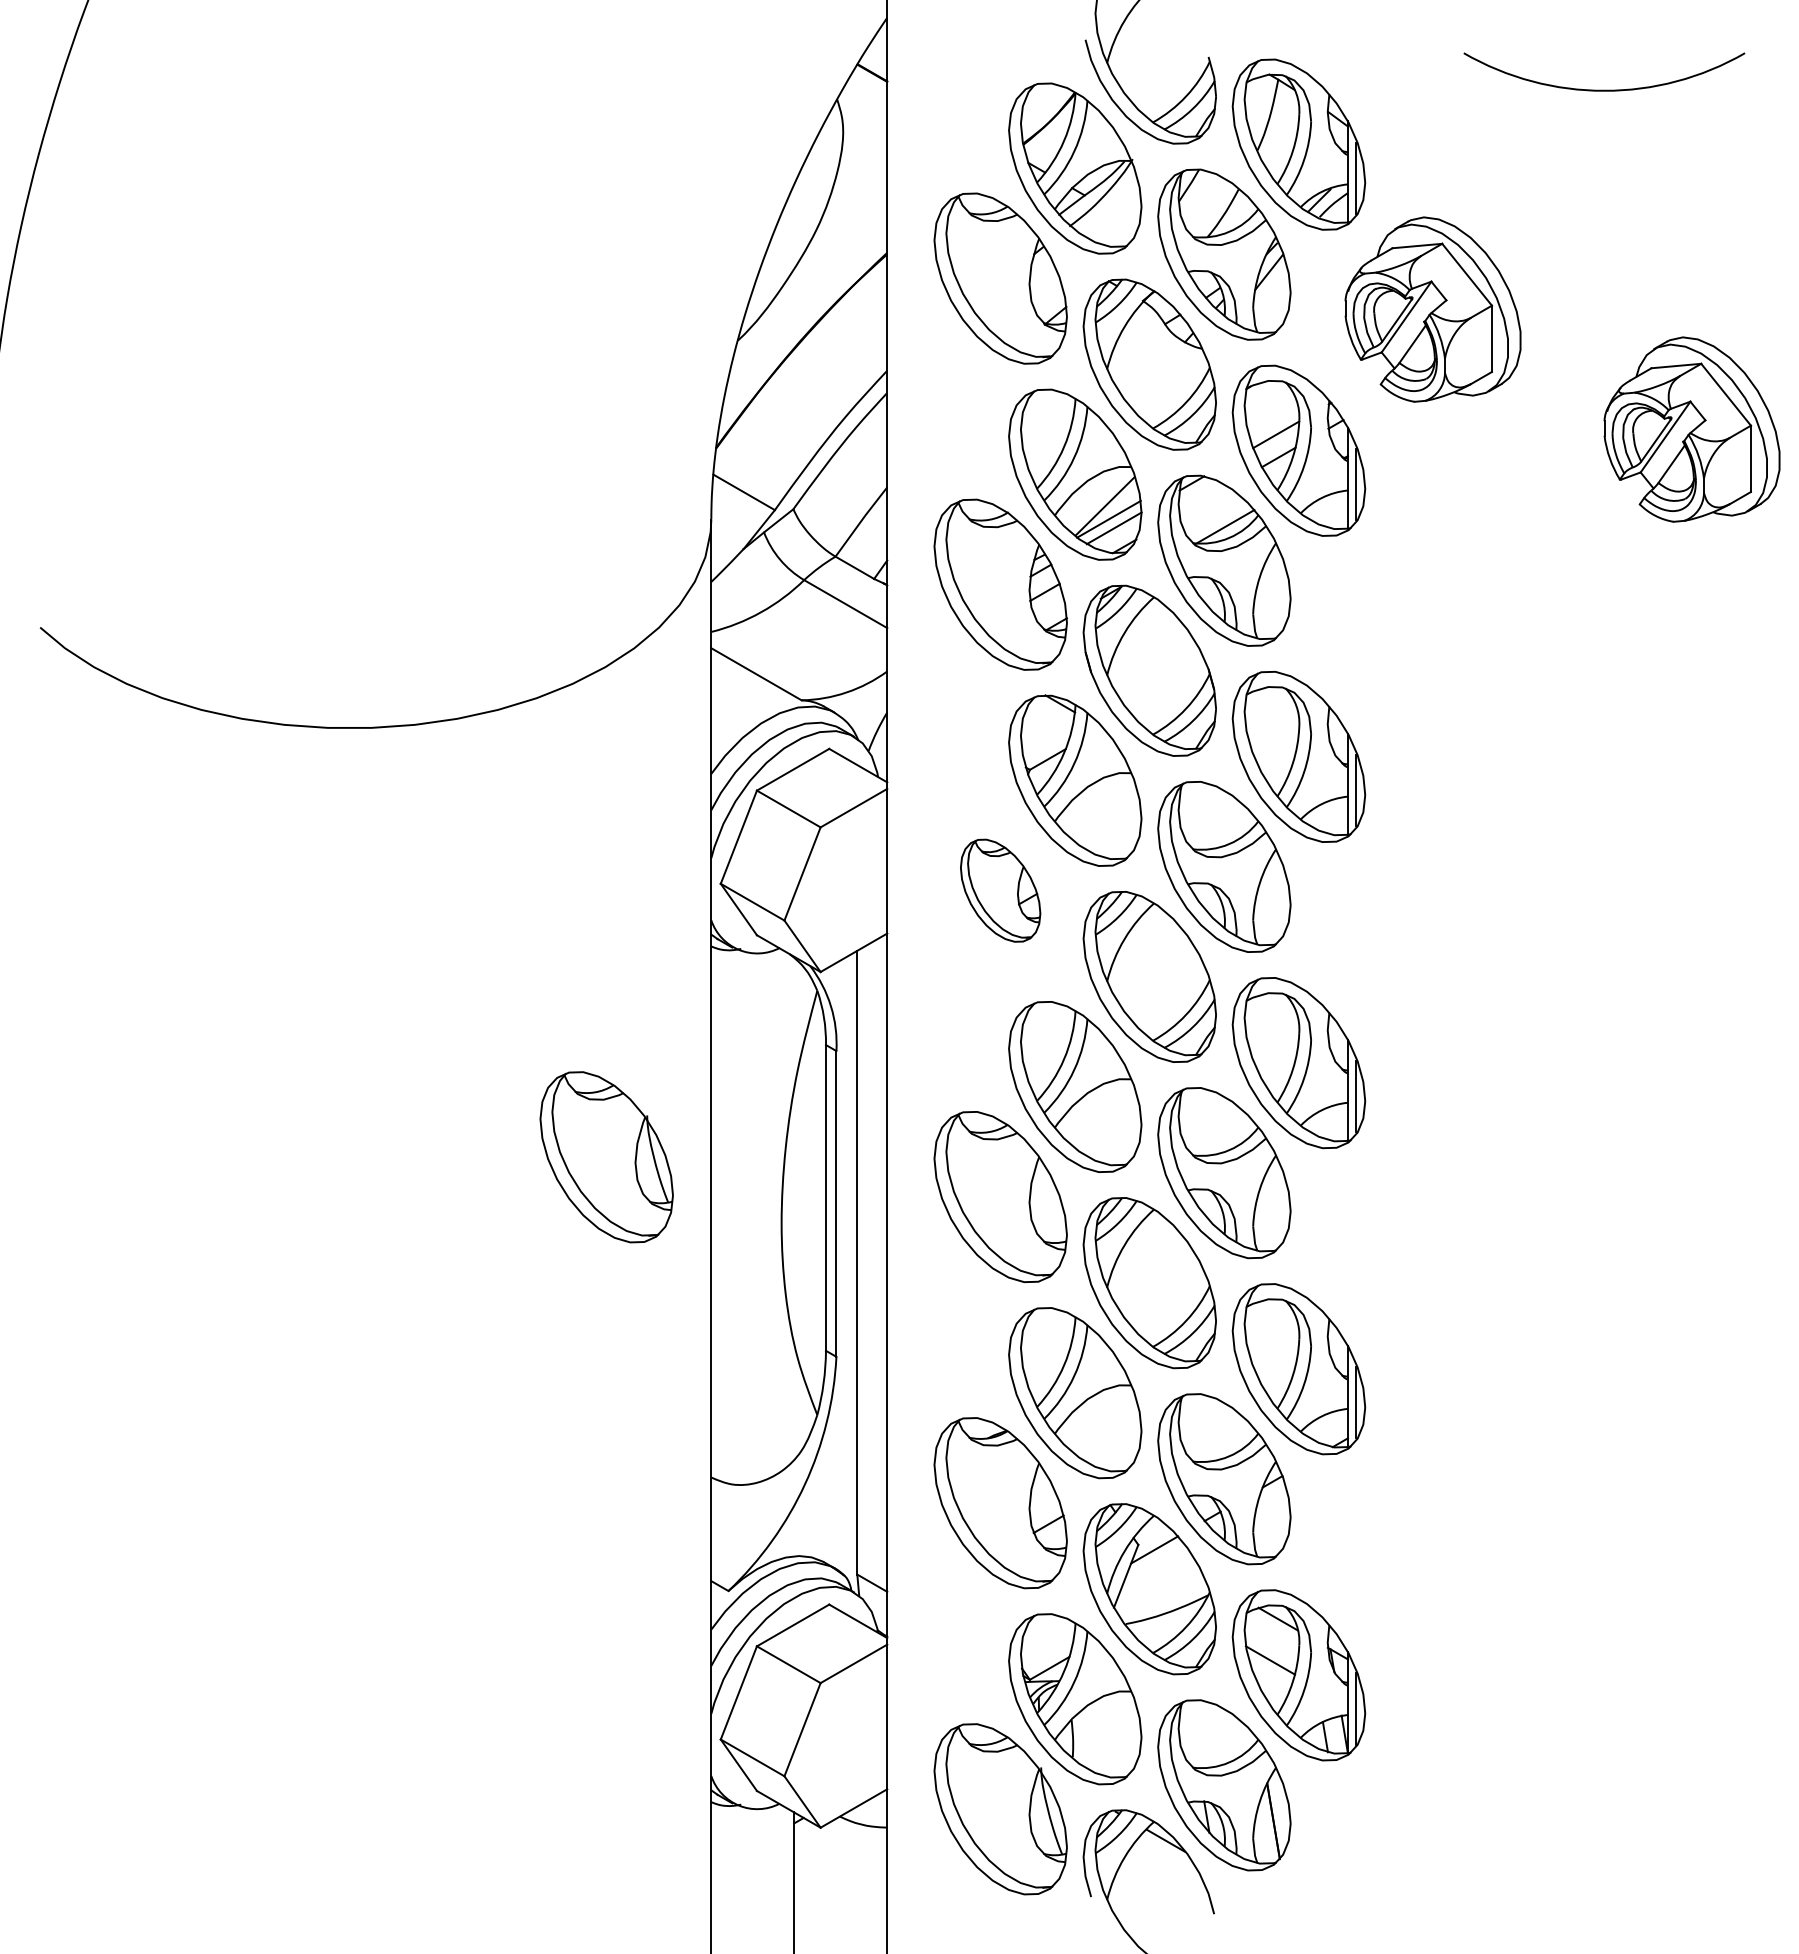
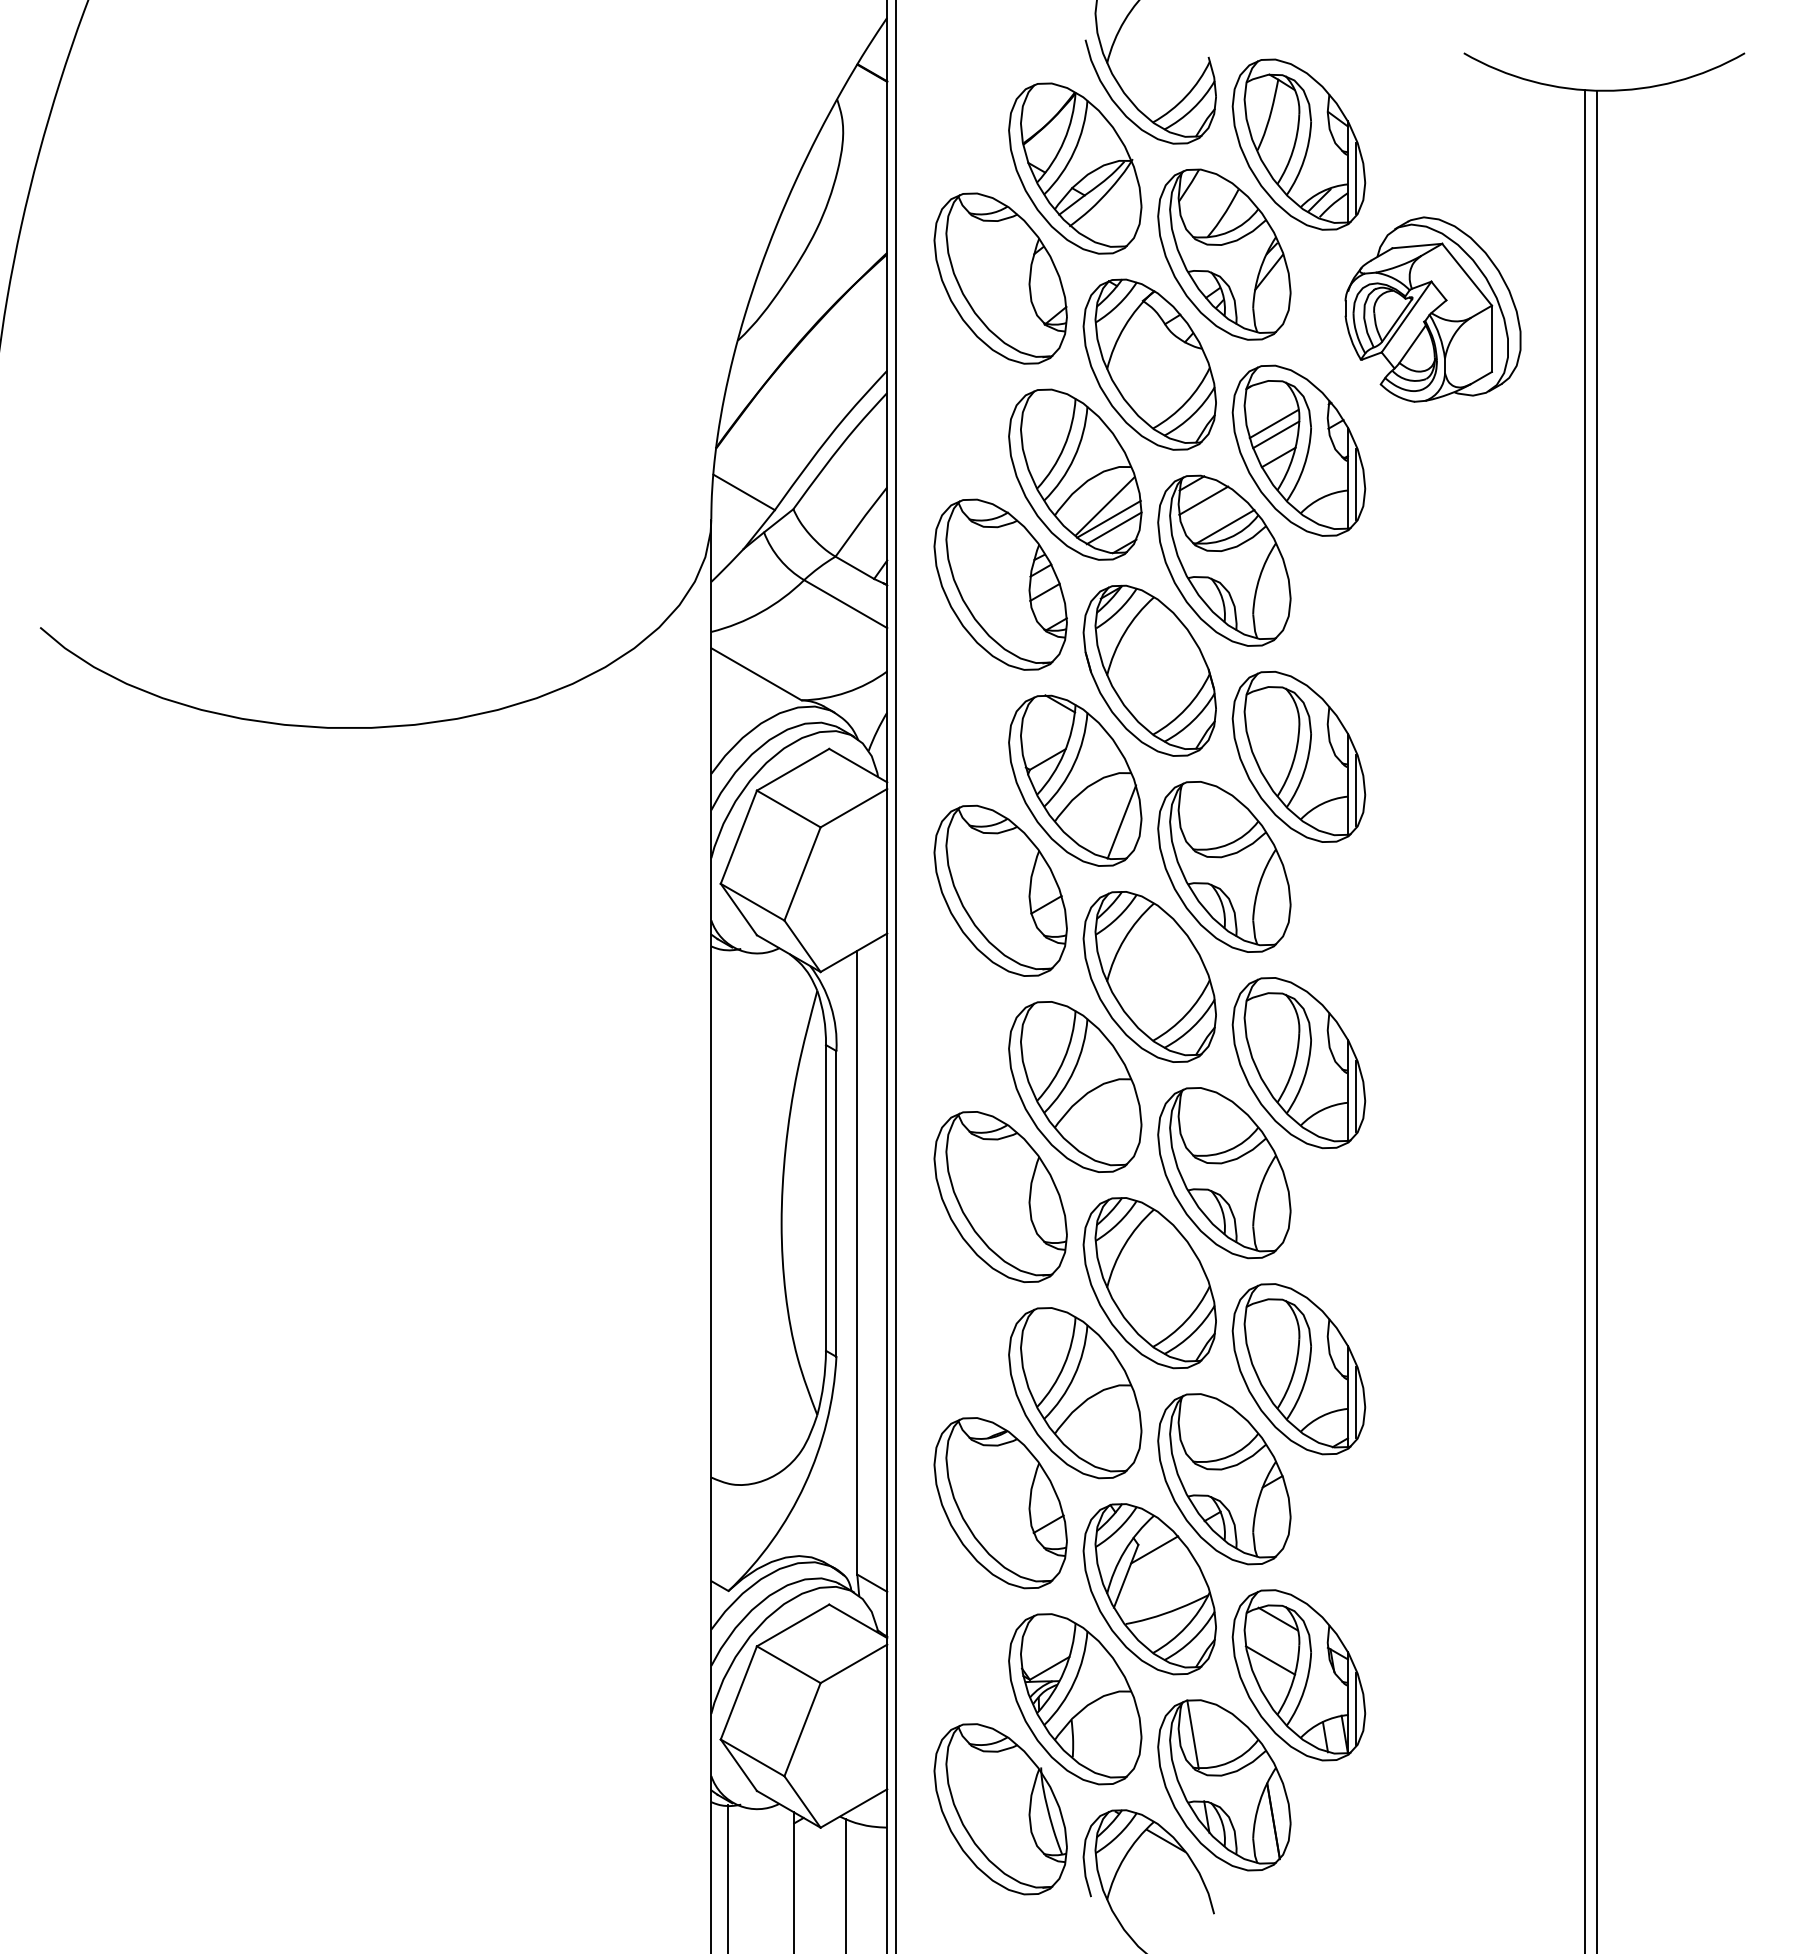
line: none -> present (1273, 423)
part: present -> none (1691, 429)
line: none -> present (1203, 500)
line: none -> present (1121, 821)
part size: 82x105 px -> 135x173 px (1000, 890)
line: none -> present (895, 976)
line: none -> present (1585, 1020)
line: none -> present (1597, 1020)
part: present -> none (606, 1157)
line: none -> present (1192, 1734)
line: none -> present (727, 1877)
line: none -> present (846, 1884)
